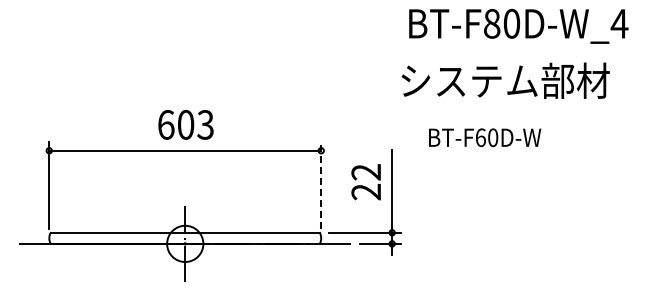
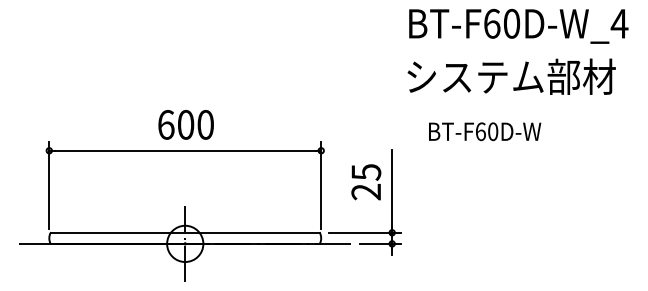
text: BT-F80D-W_4 -> BT-F60D-W_4 (492, 23)
text position: (505, 80) -> (511, 76) (511, 76)
text: 603 -> 600 (205, 124)
text position: (485, 137) -> (485, 131) (485, 131)
text: 22 -> 25 (366, 172)
line: dashed -> solid (321, 185)
